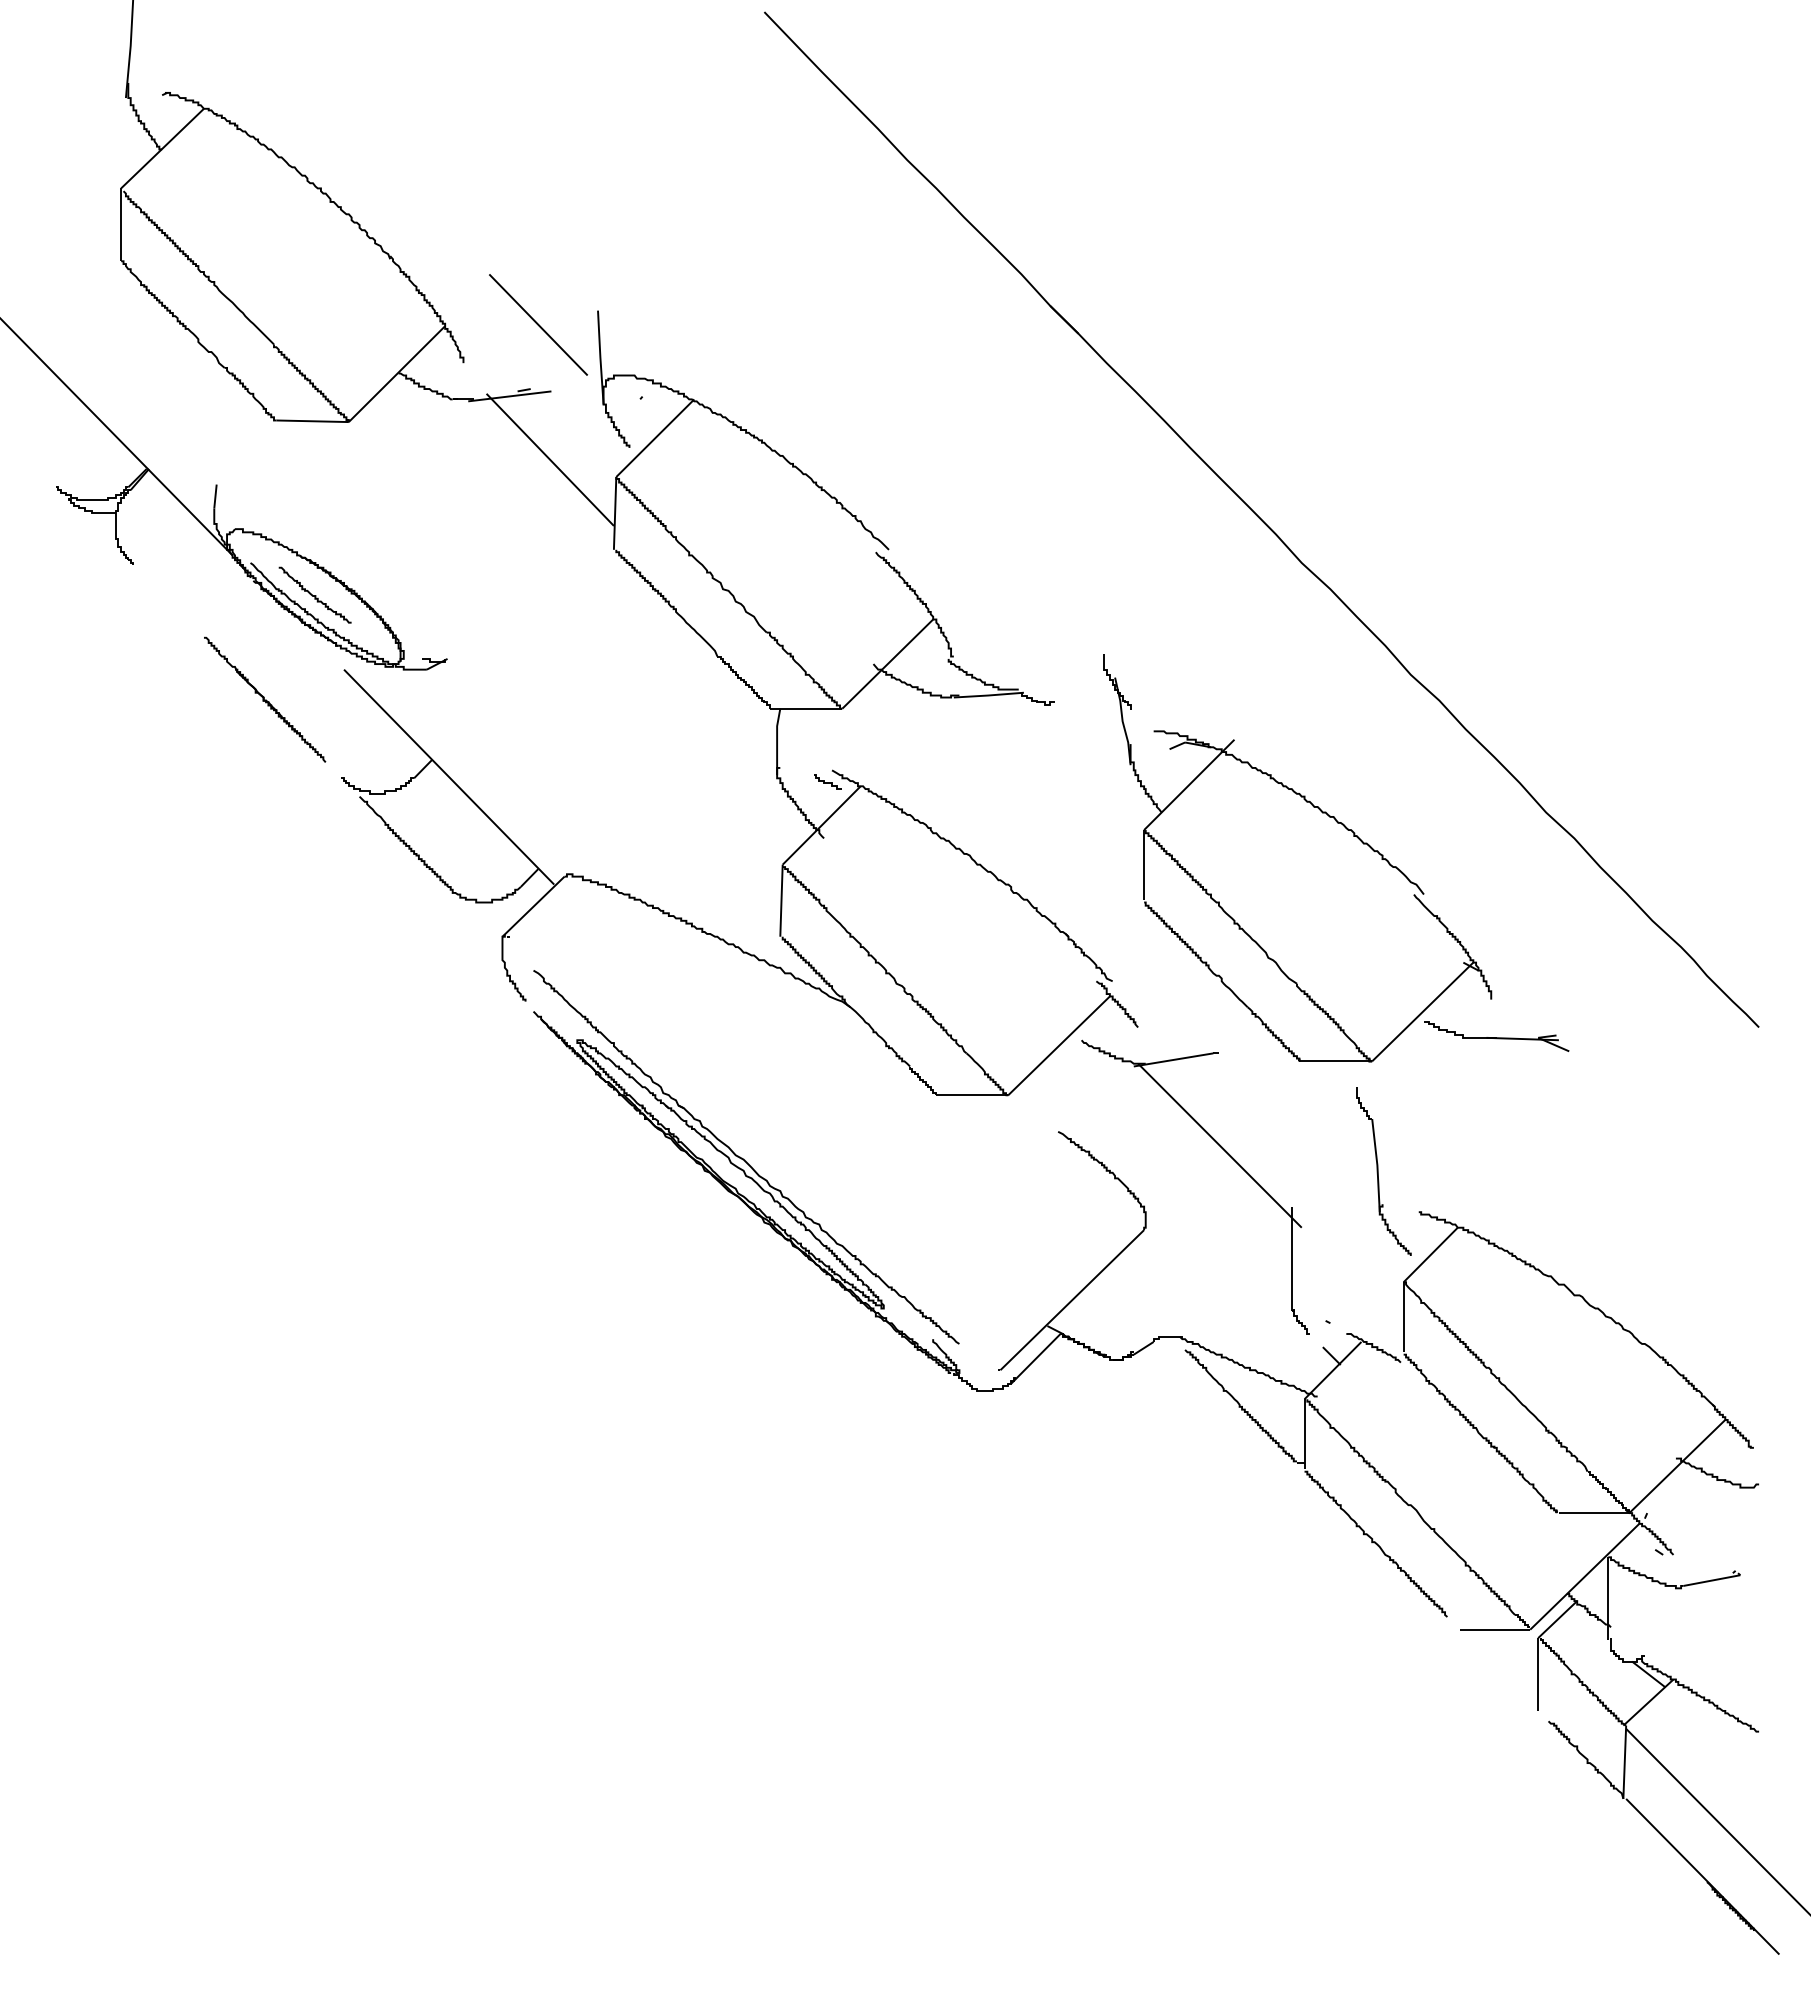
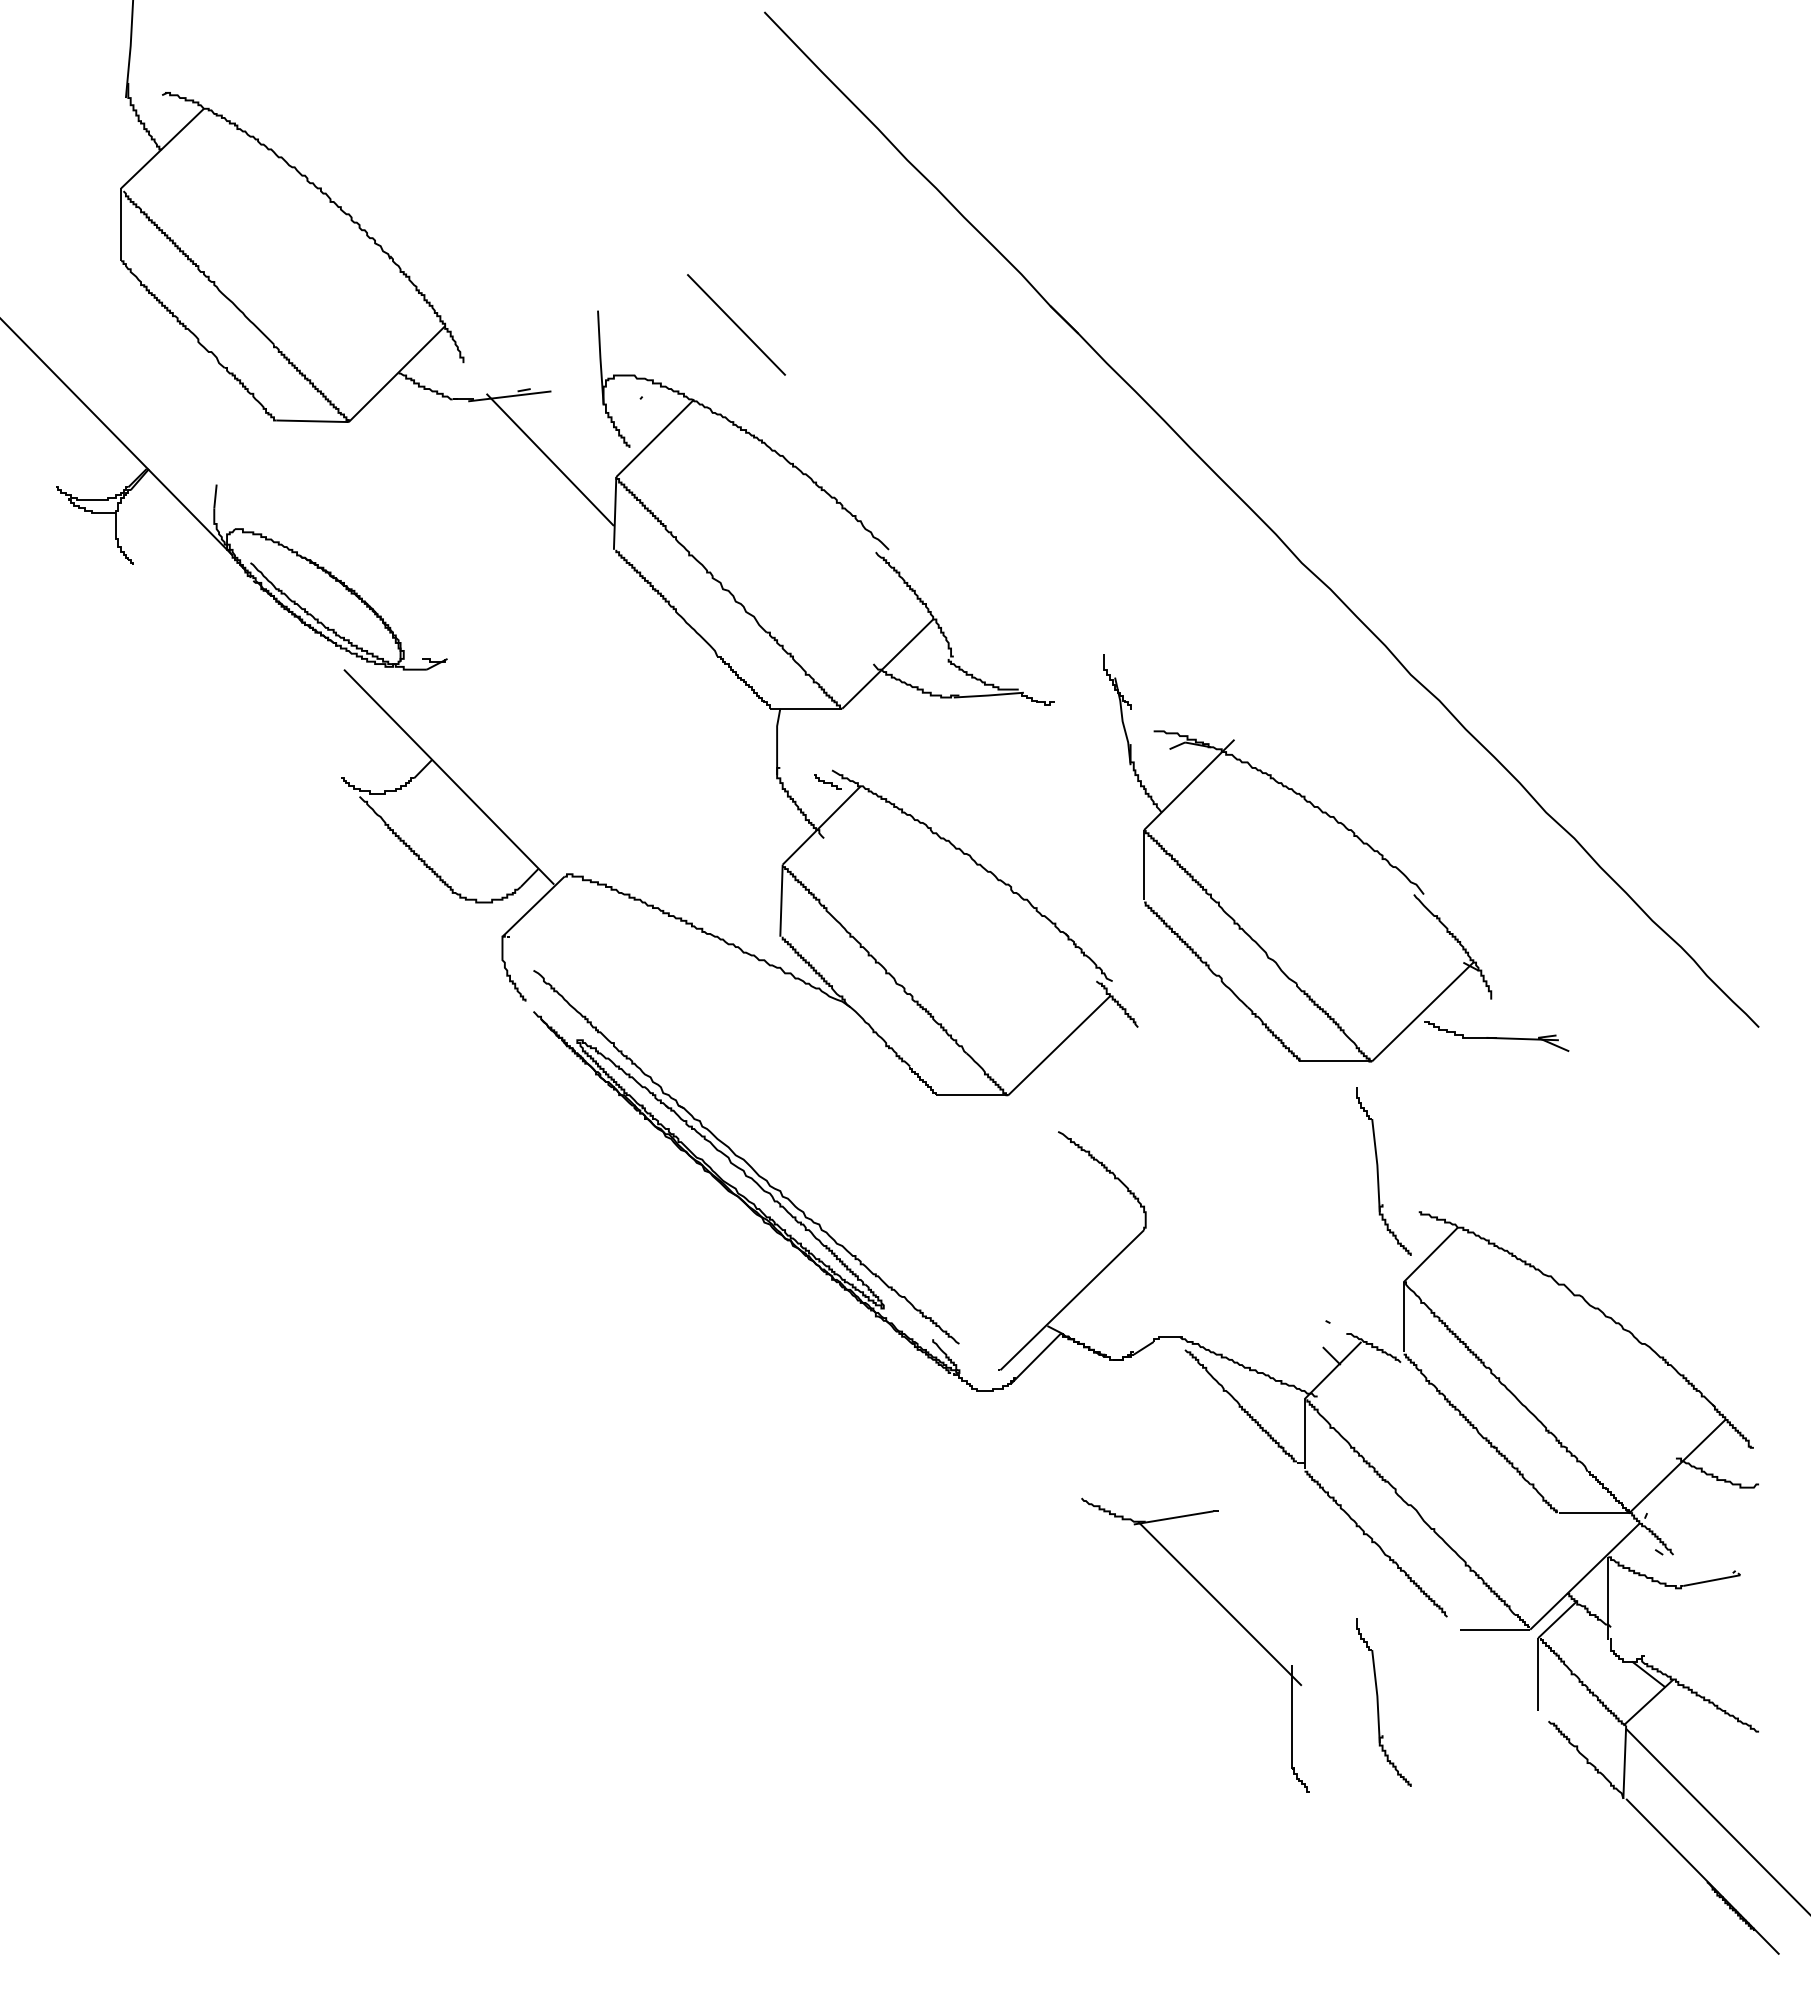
line position: (538, 324) -> (736, 324) (736, 324)
curve: present -> none (314, 595)
part: present -> none (265, 699)
part position: (1227, 1154) -> (1227, 1612) (1227, 1612)
part: none -> present (1383, 1702)
